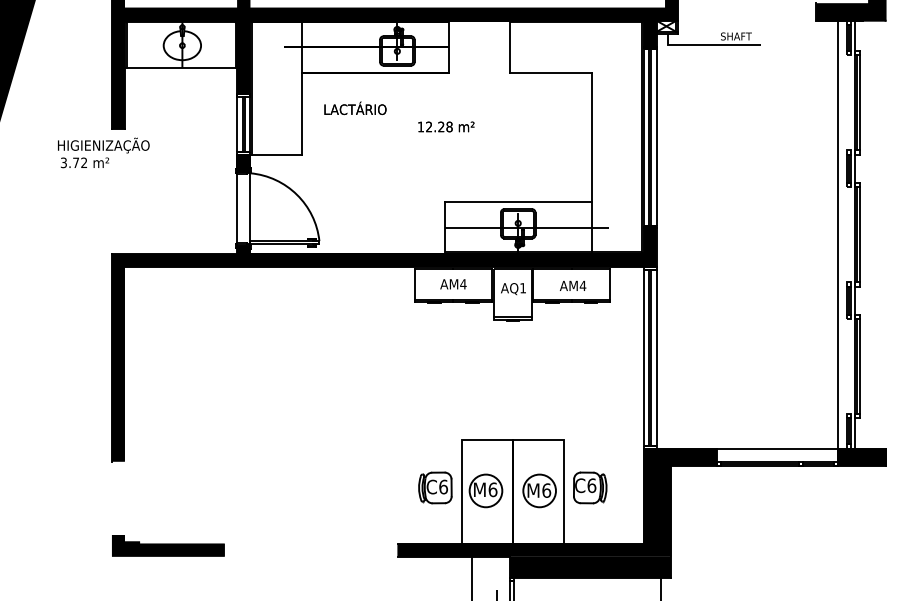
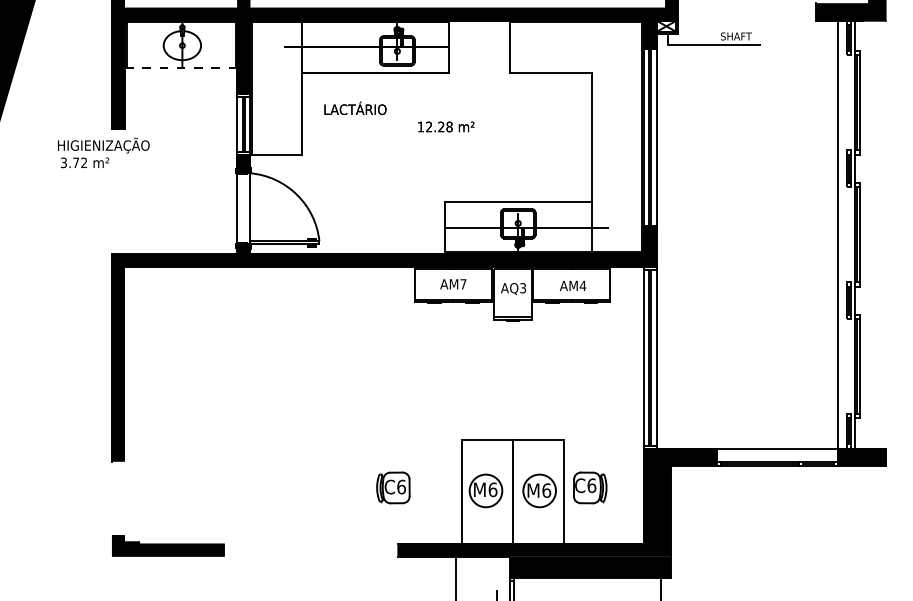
line: solid -> dashed (180, 68)
text: AM4 -> AM7 (463, 284)
text: AQ1 -> AQ3 (523, 288)
part position: (435, 487) -> (393, 487) (393, 487)
line position: (472, 576) -> (456, 576) (456, 576)
